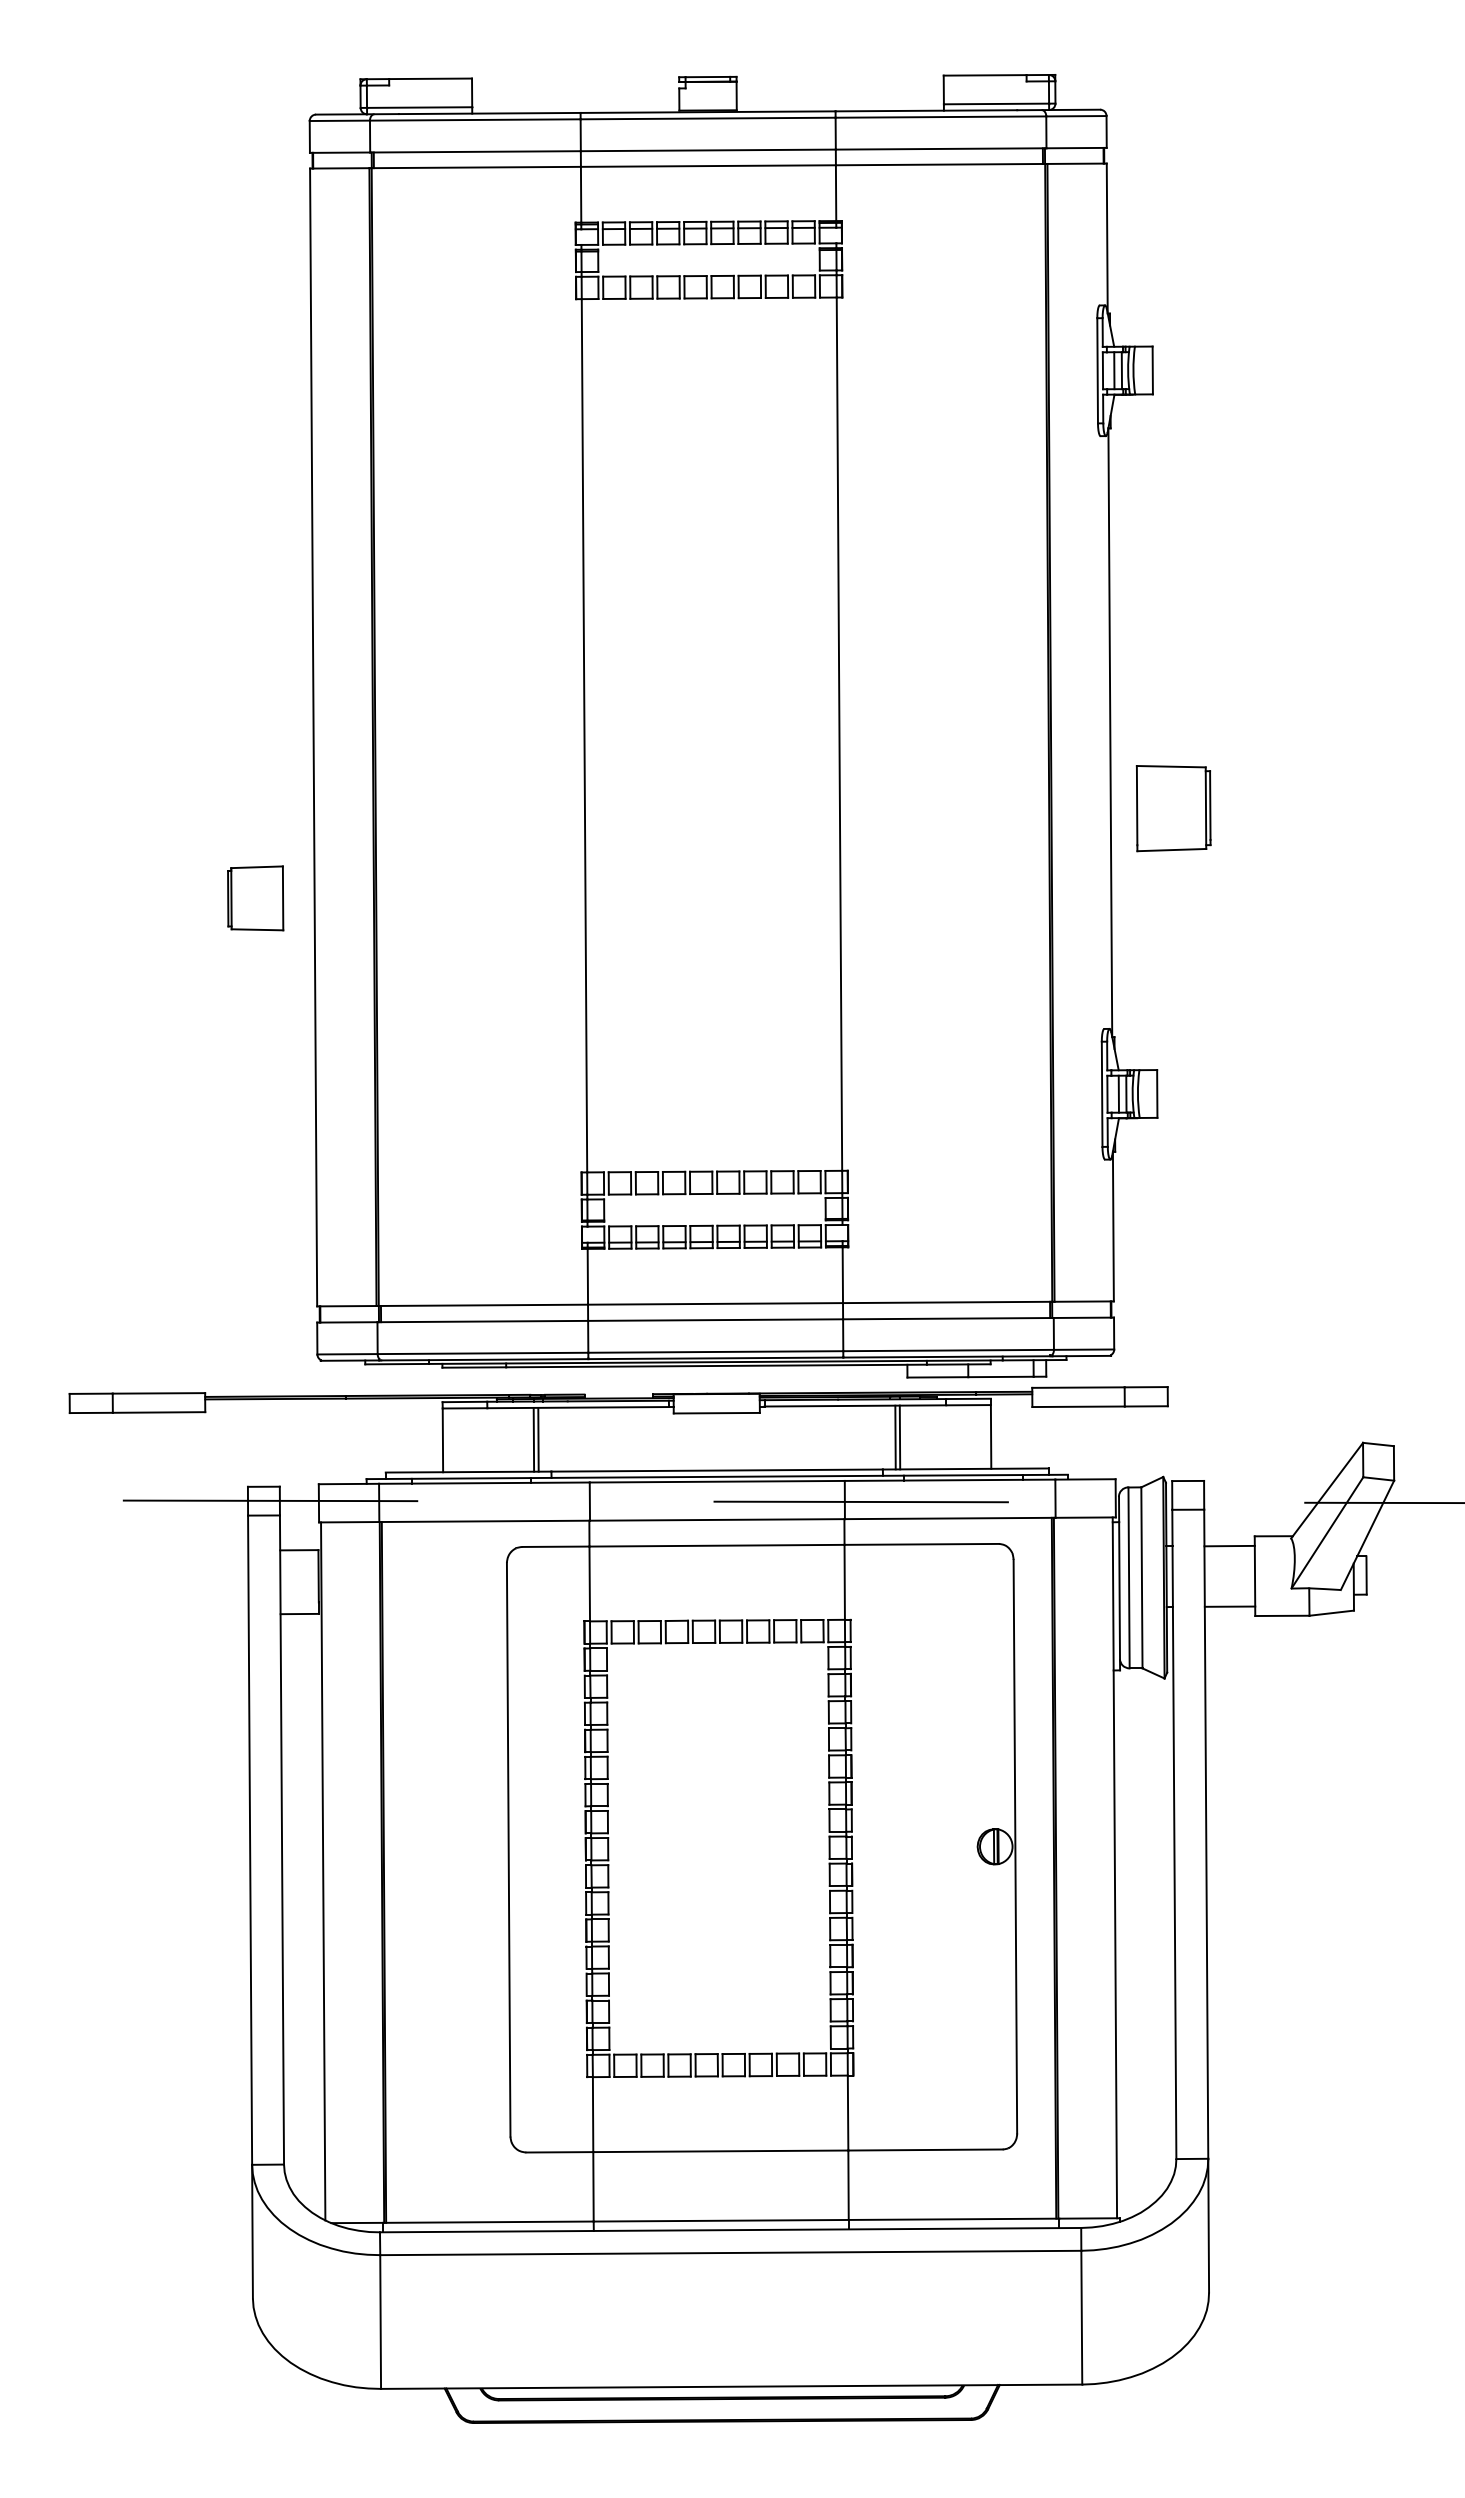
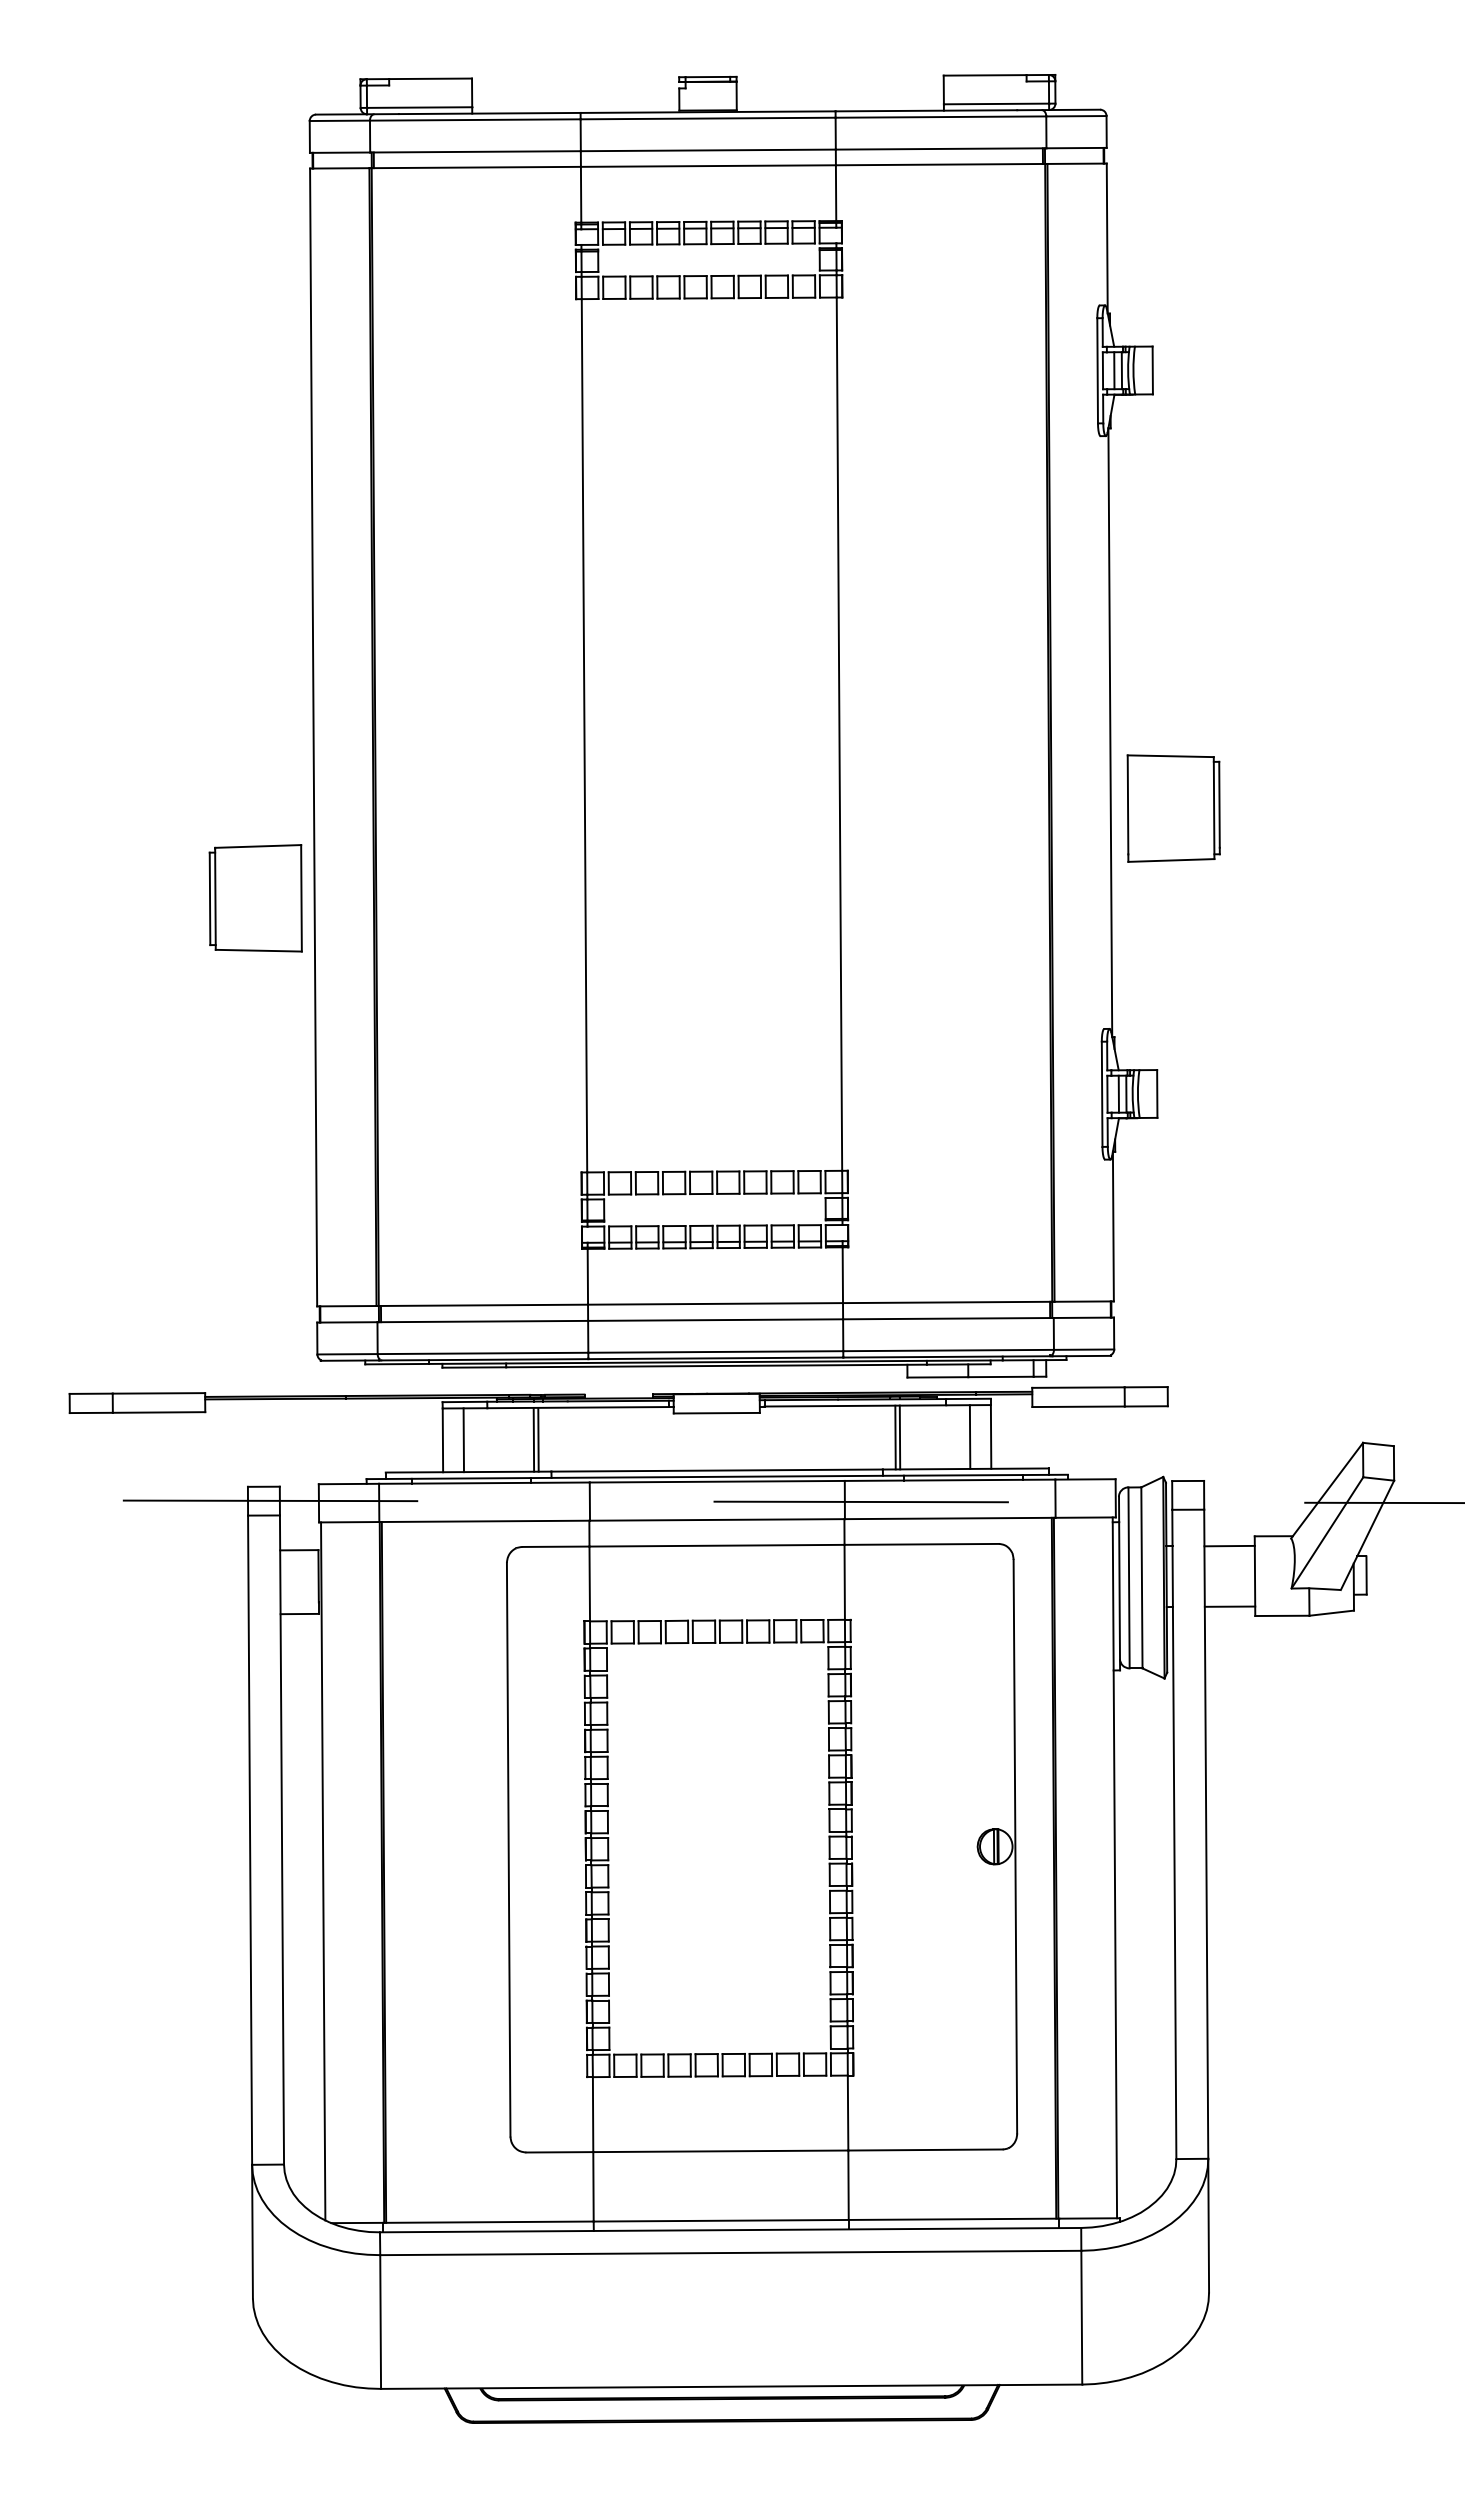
part size: 77x88 px -> 95x109 px (1173, 808)
part size: 58x67 px -> 95x109 px (255, 898)
line: none -> present (969, 1436)
line: none -> present (463, 1440)
